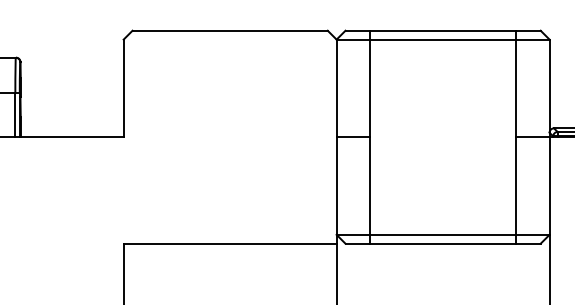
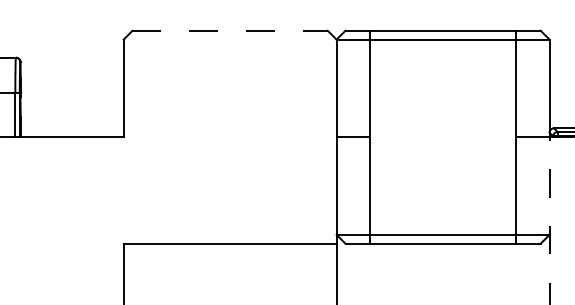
line: solid -> dashed (230, 30)
line: solid -> dashed (549, 220)
